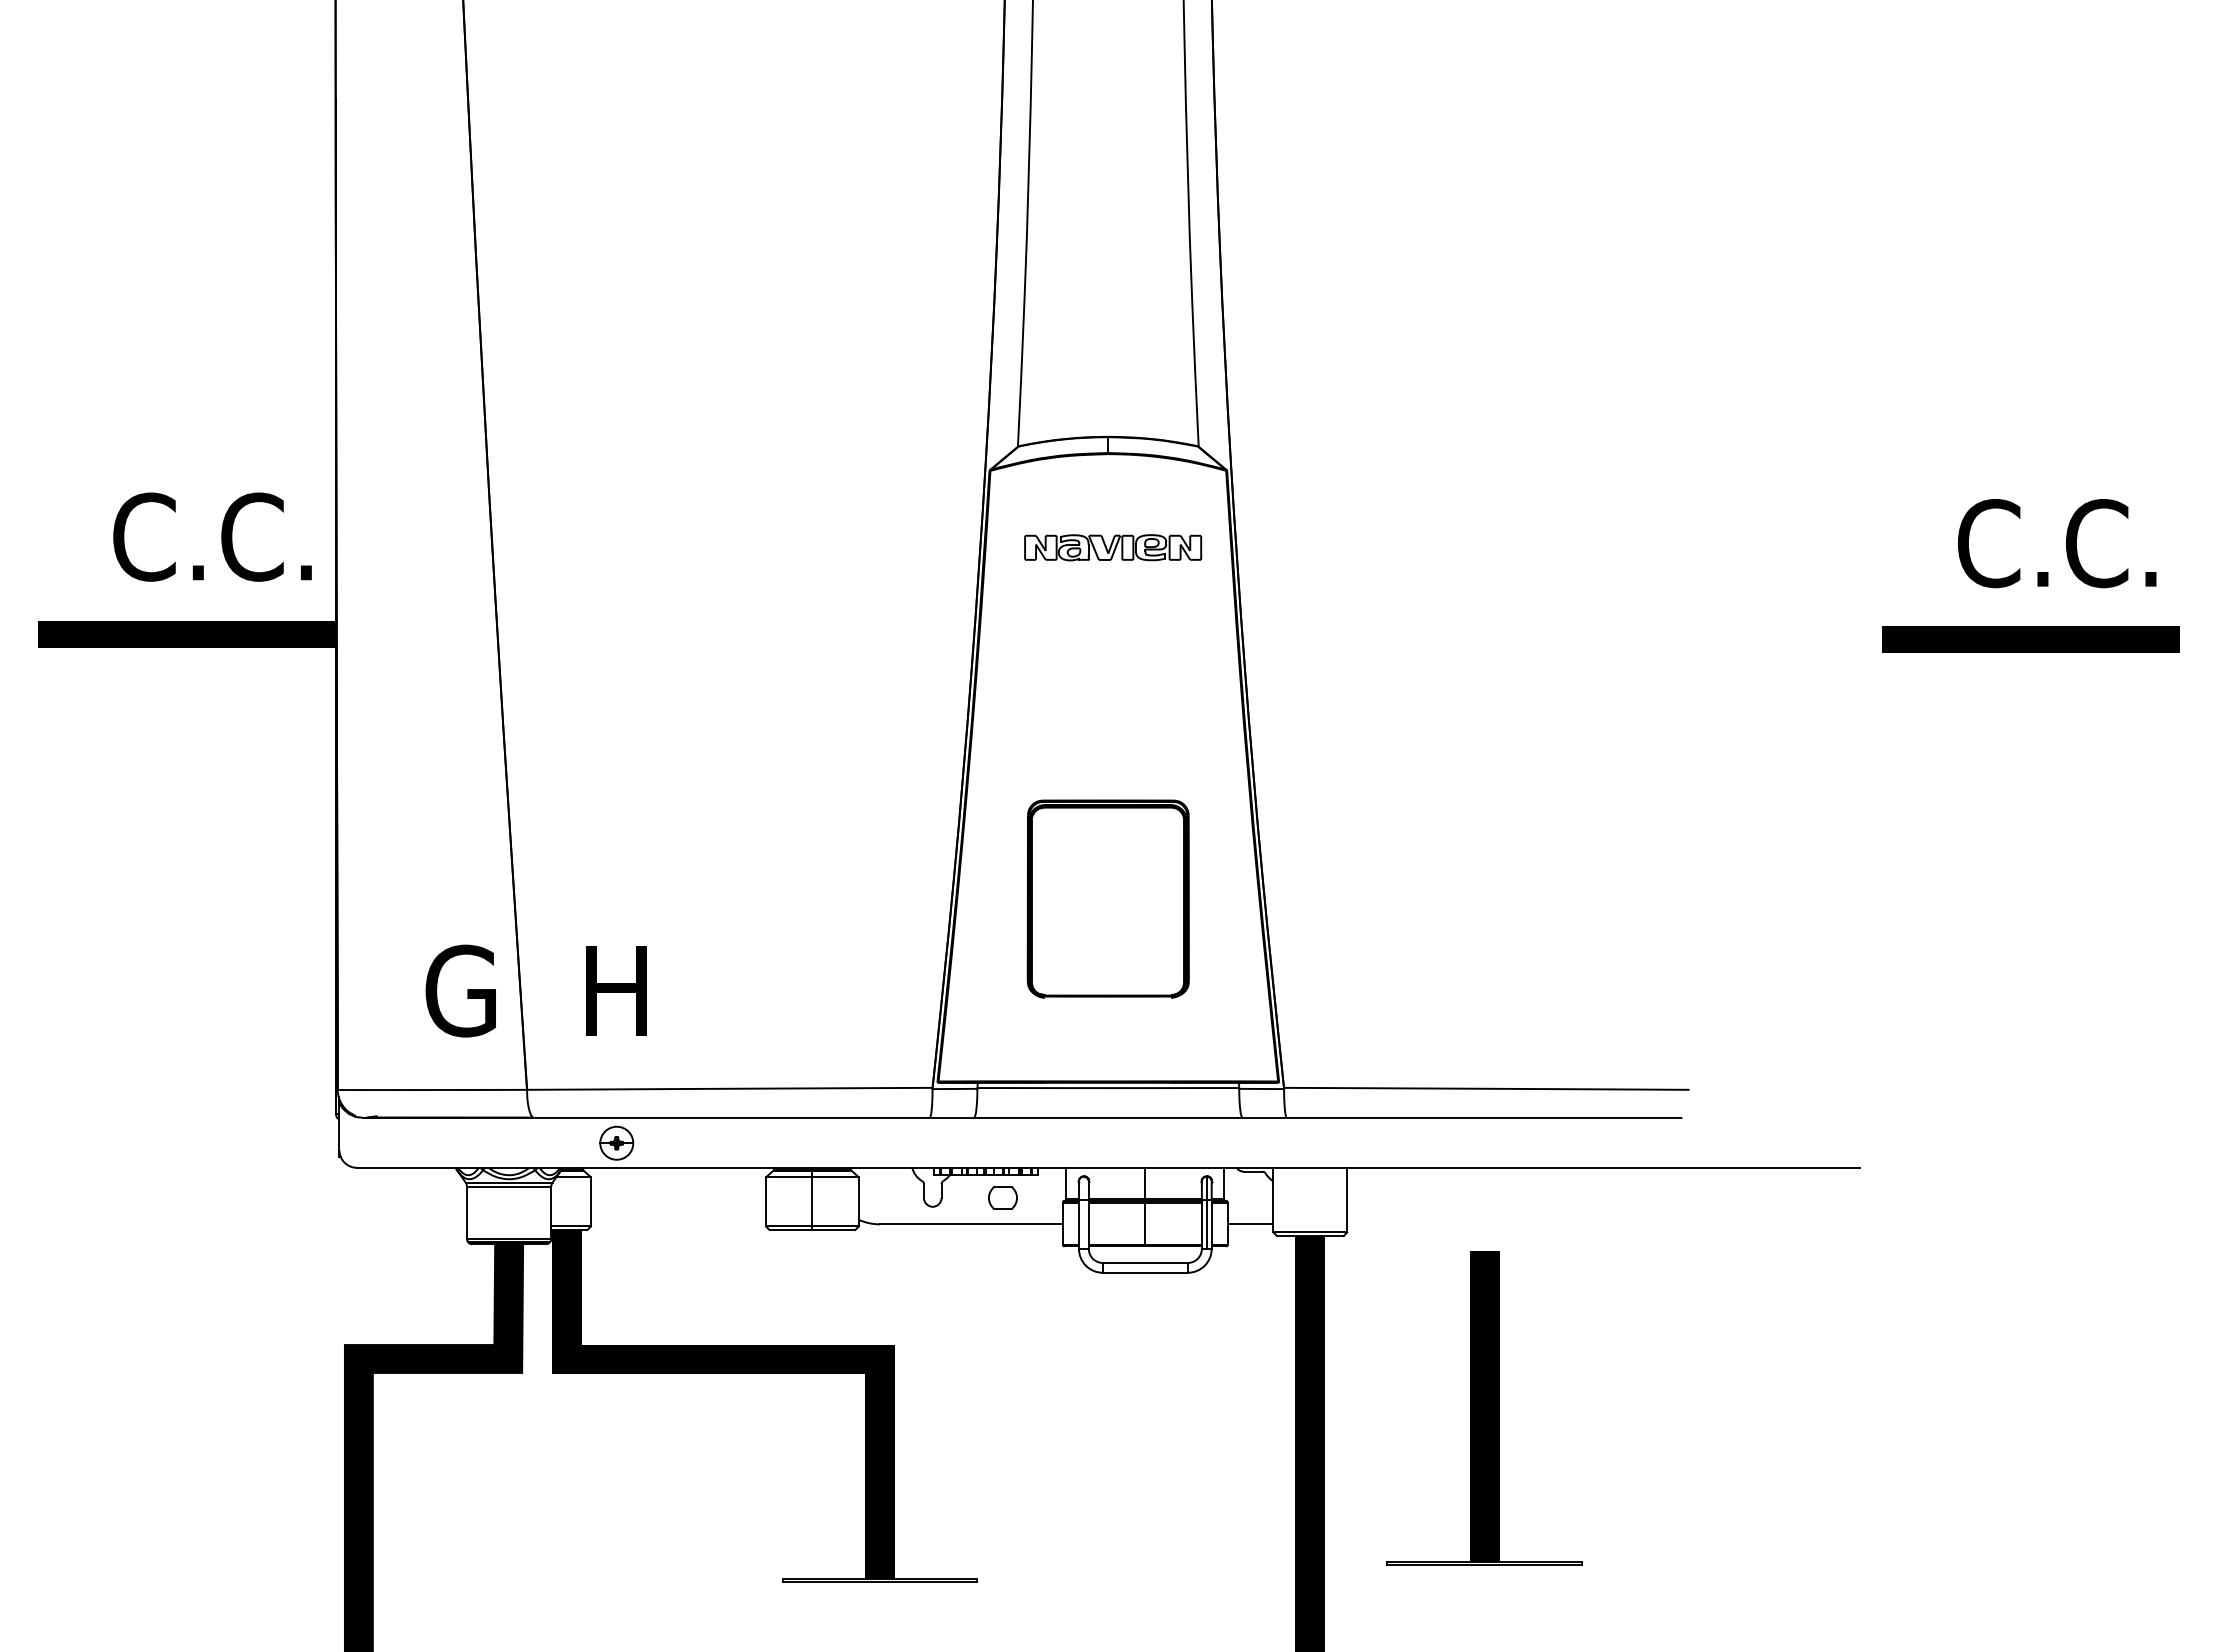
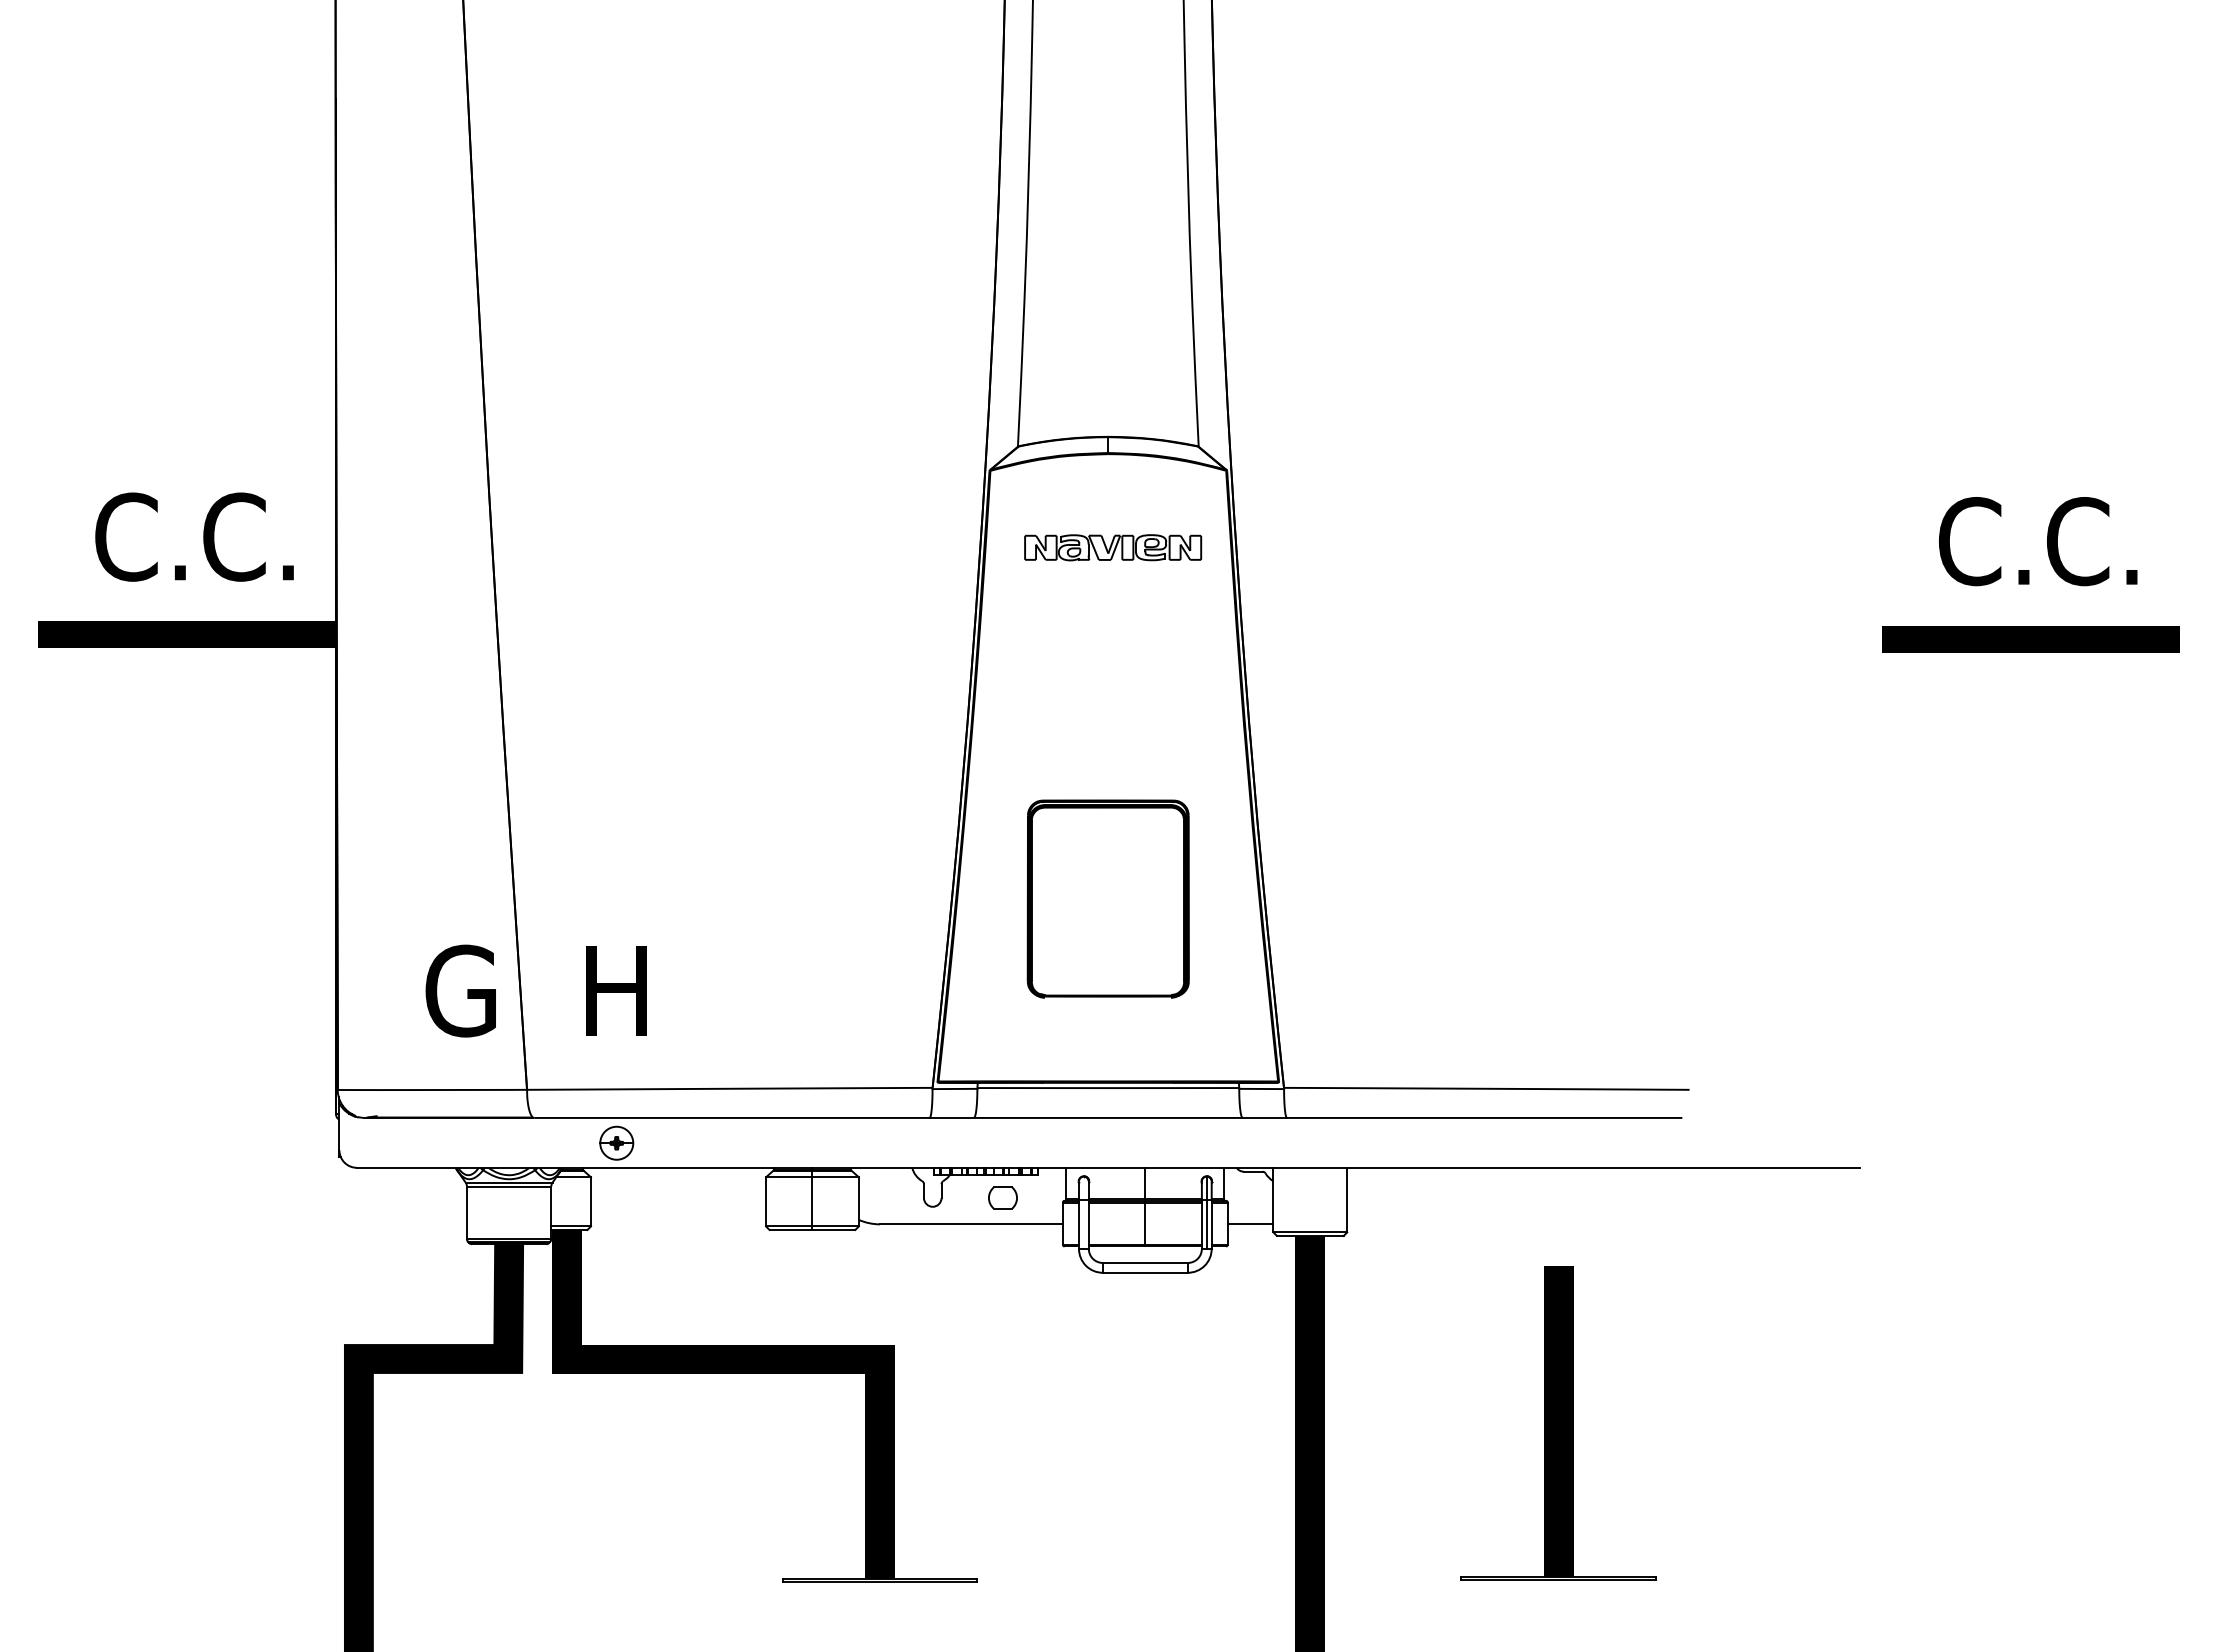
text position: (212, 536) -> (194, 536) (194, 536)
text position: (2057, 543) -> (2038, 541) (2038, 541)
part position: (1484, 1408) -> (1558, 1423) (1558, 1423)
